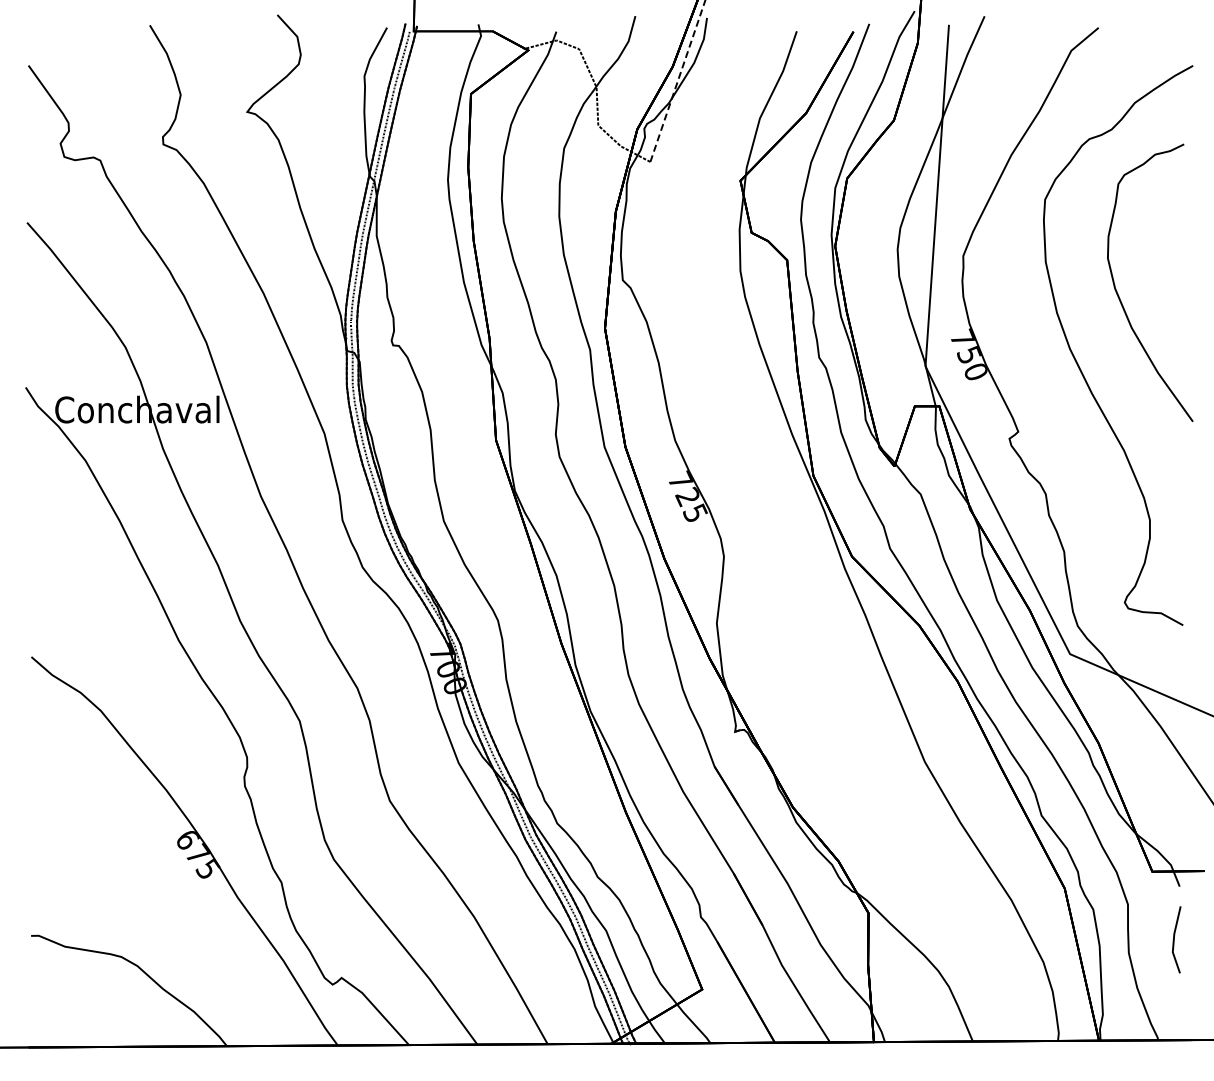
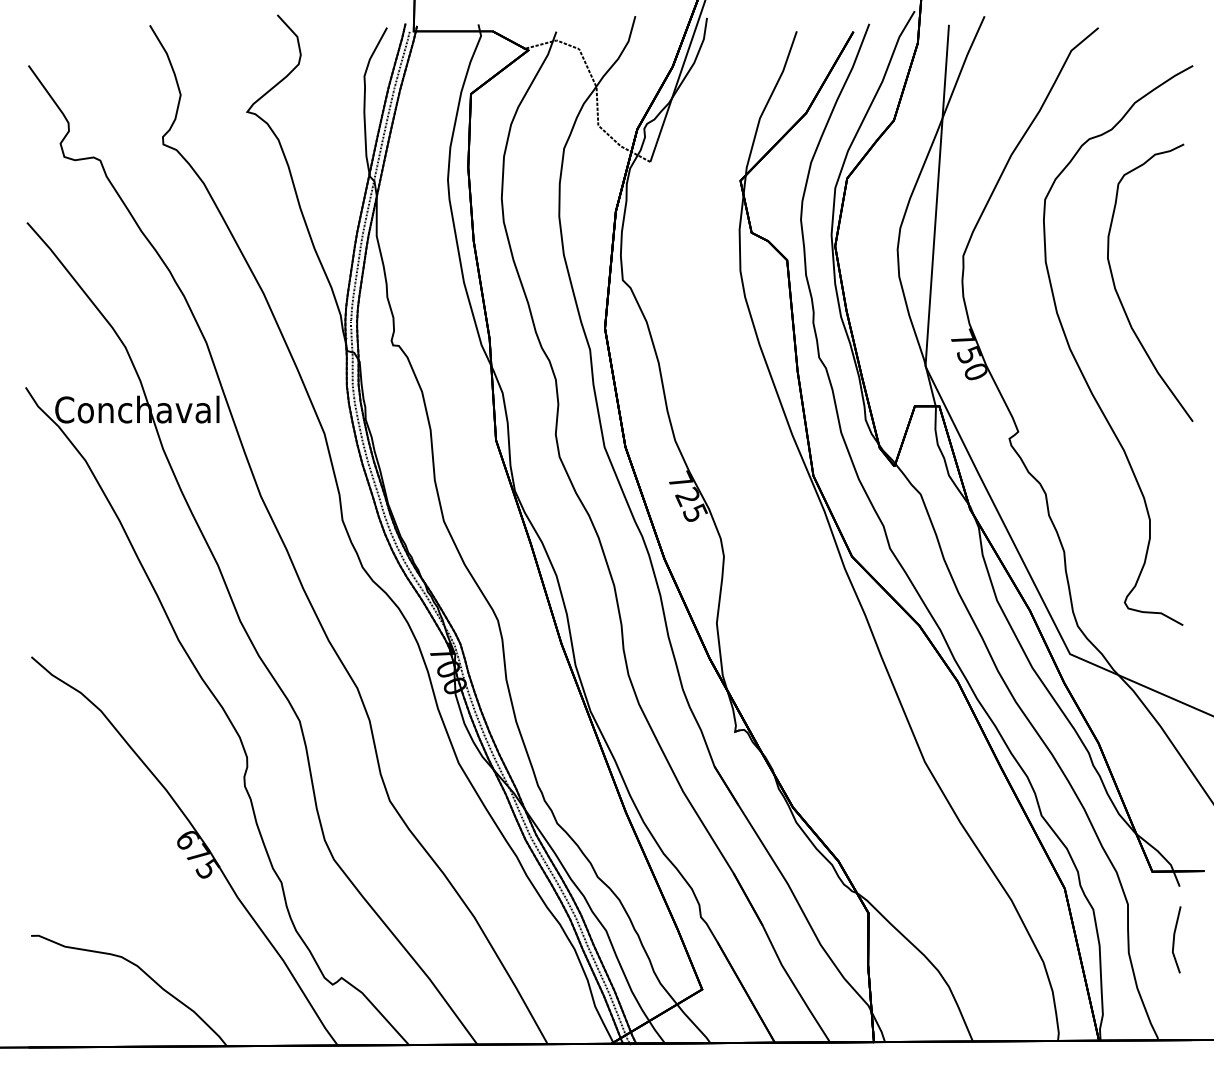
line: dashed -> solid (677, 81)
